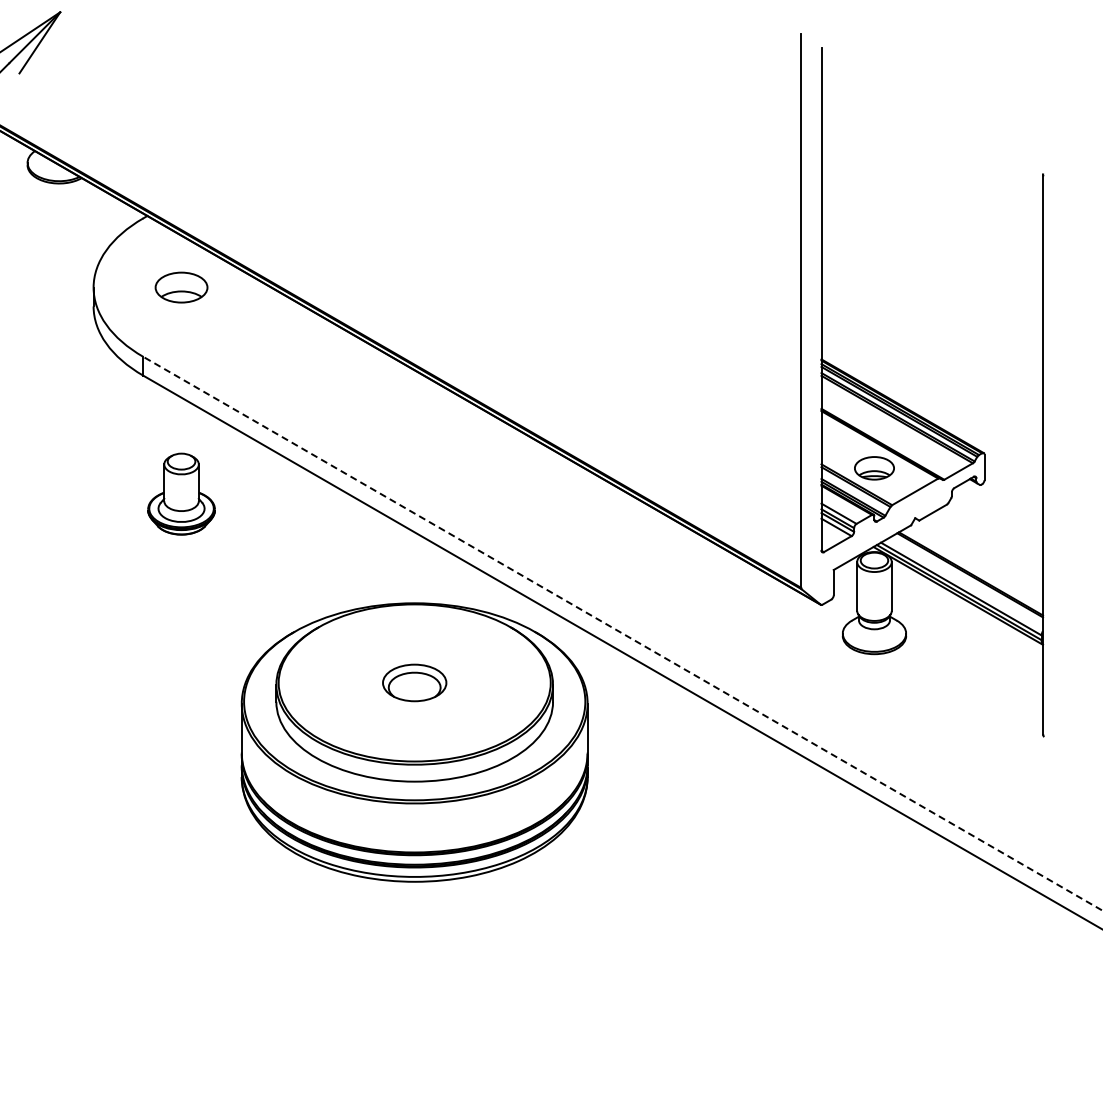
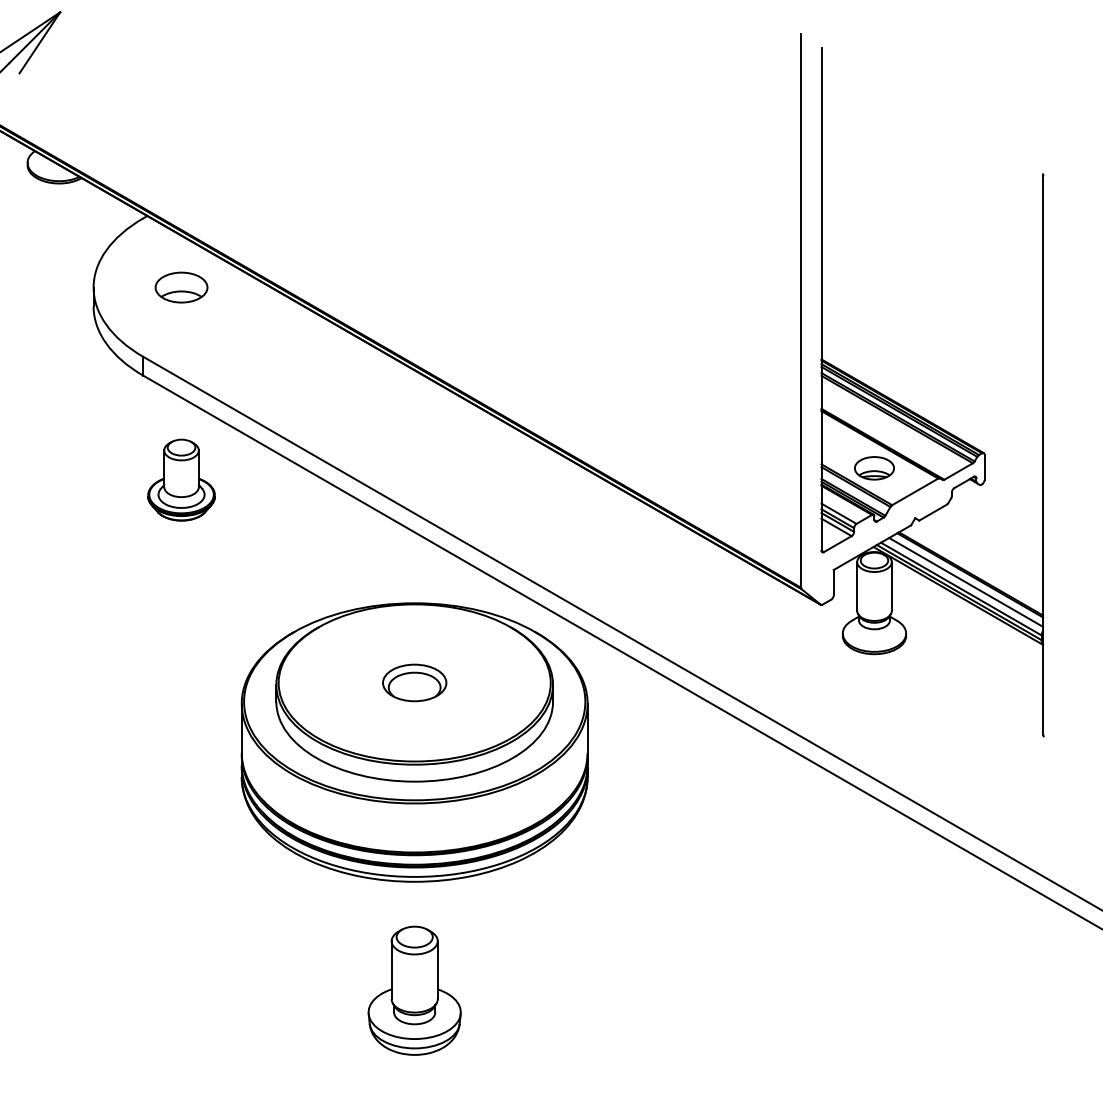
part position: (181, 493) -> (181, 479) (181, 479)
line: none -> present (966, 582)
line: dashed -> solid (622, 633)
part: none -> present (414, 990)
